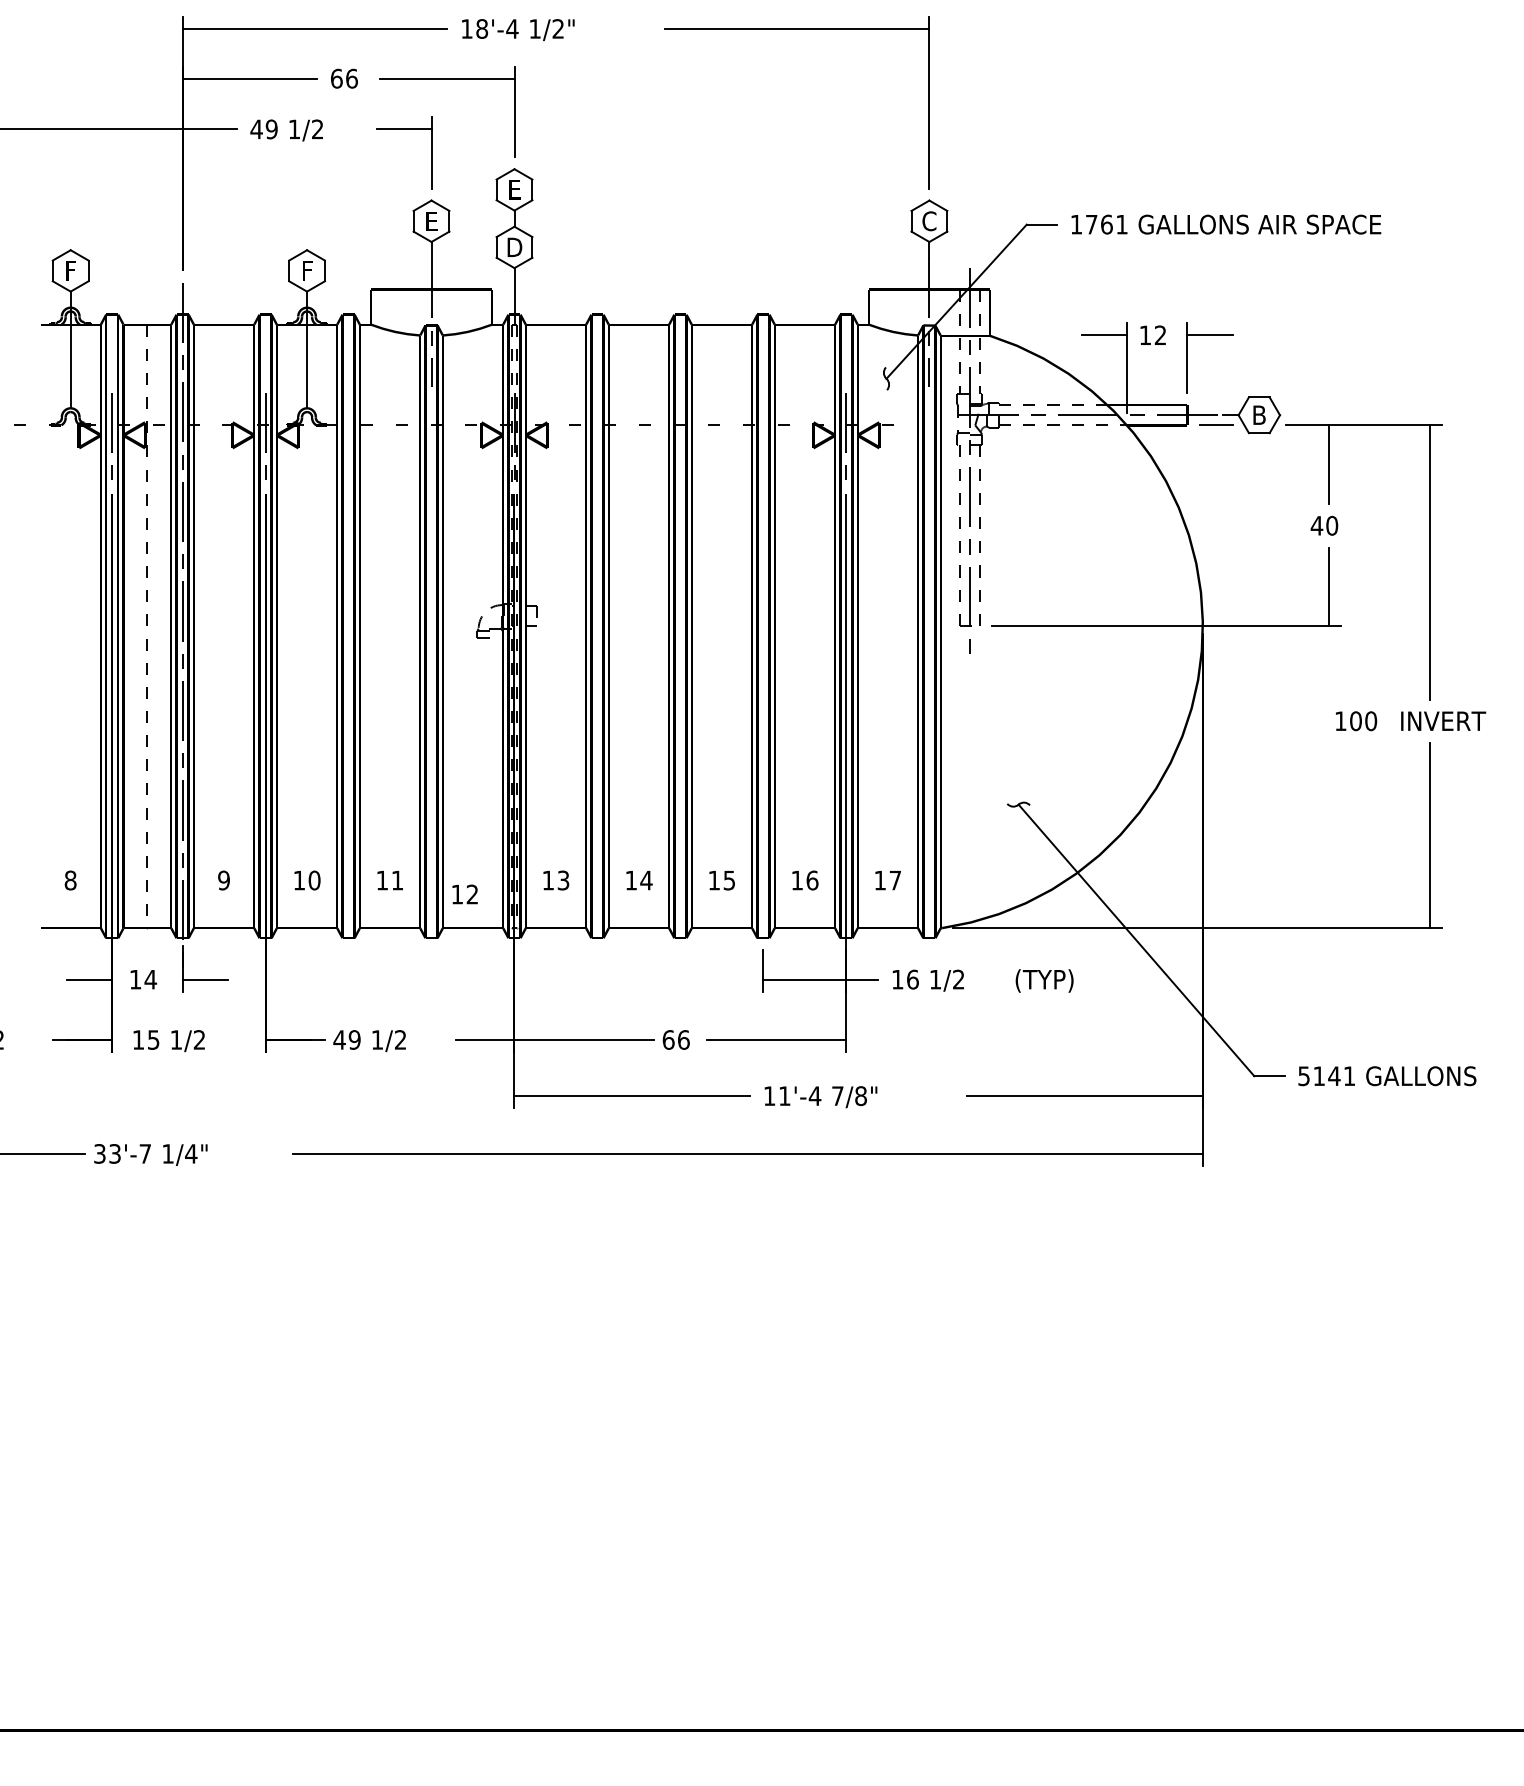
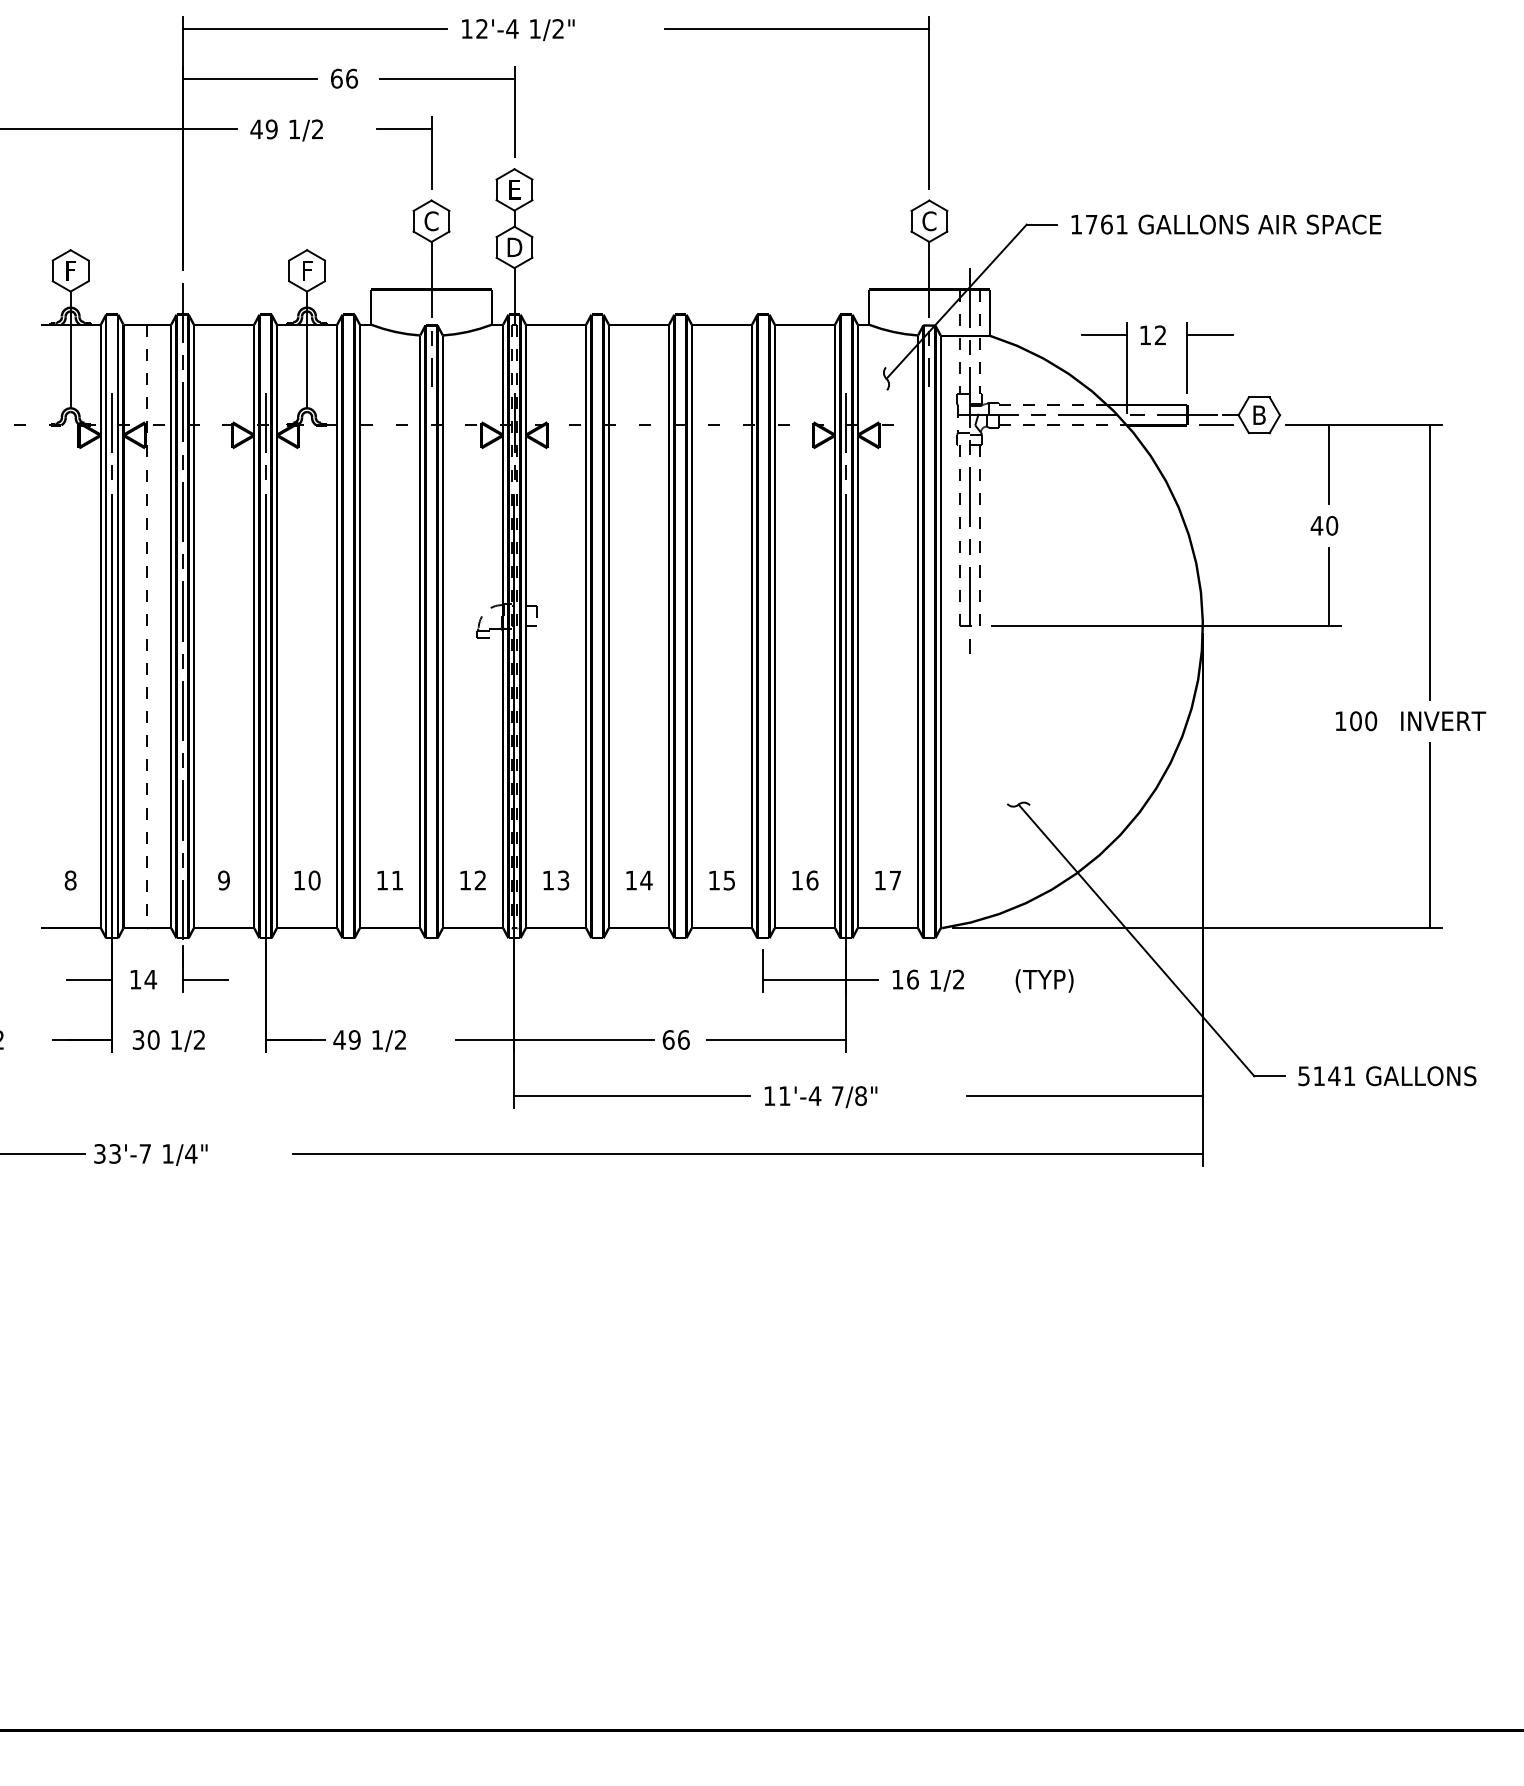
text: 18'-4 -> 12'-4 (482, 28)
text: E -> C (431, 221)
text position: (464, 894) -> (472, 880) (472, 880)
text: 15 -> 30 (145, 1039)
